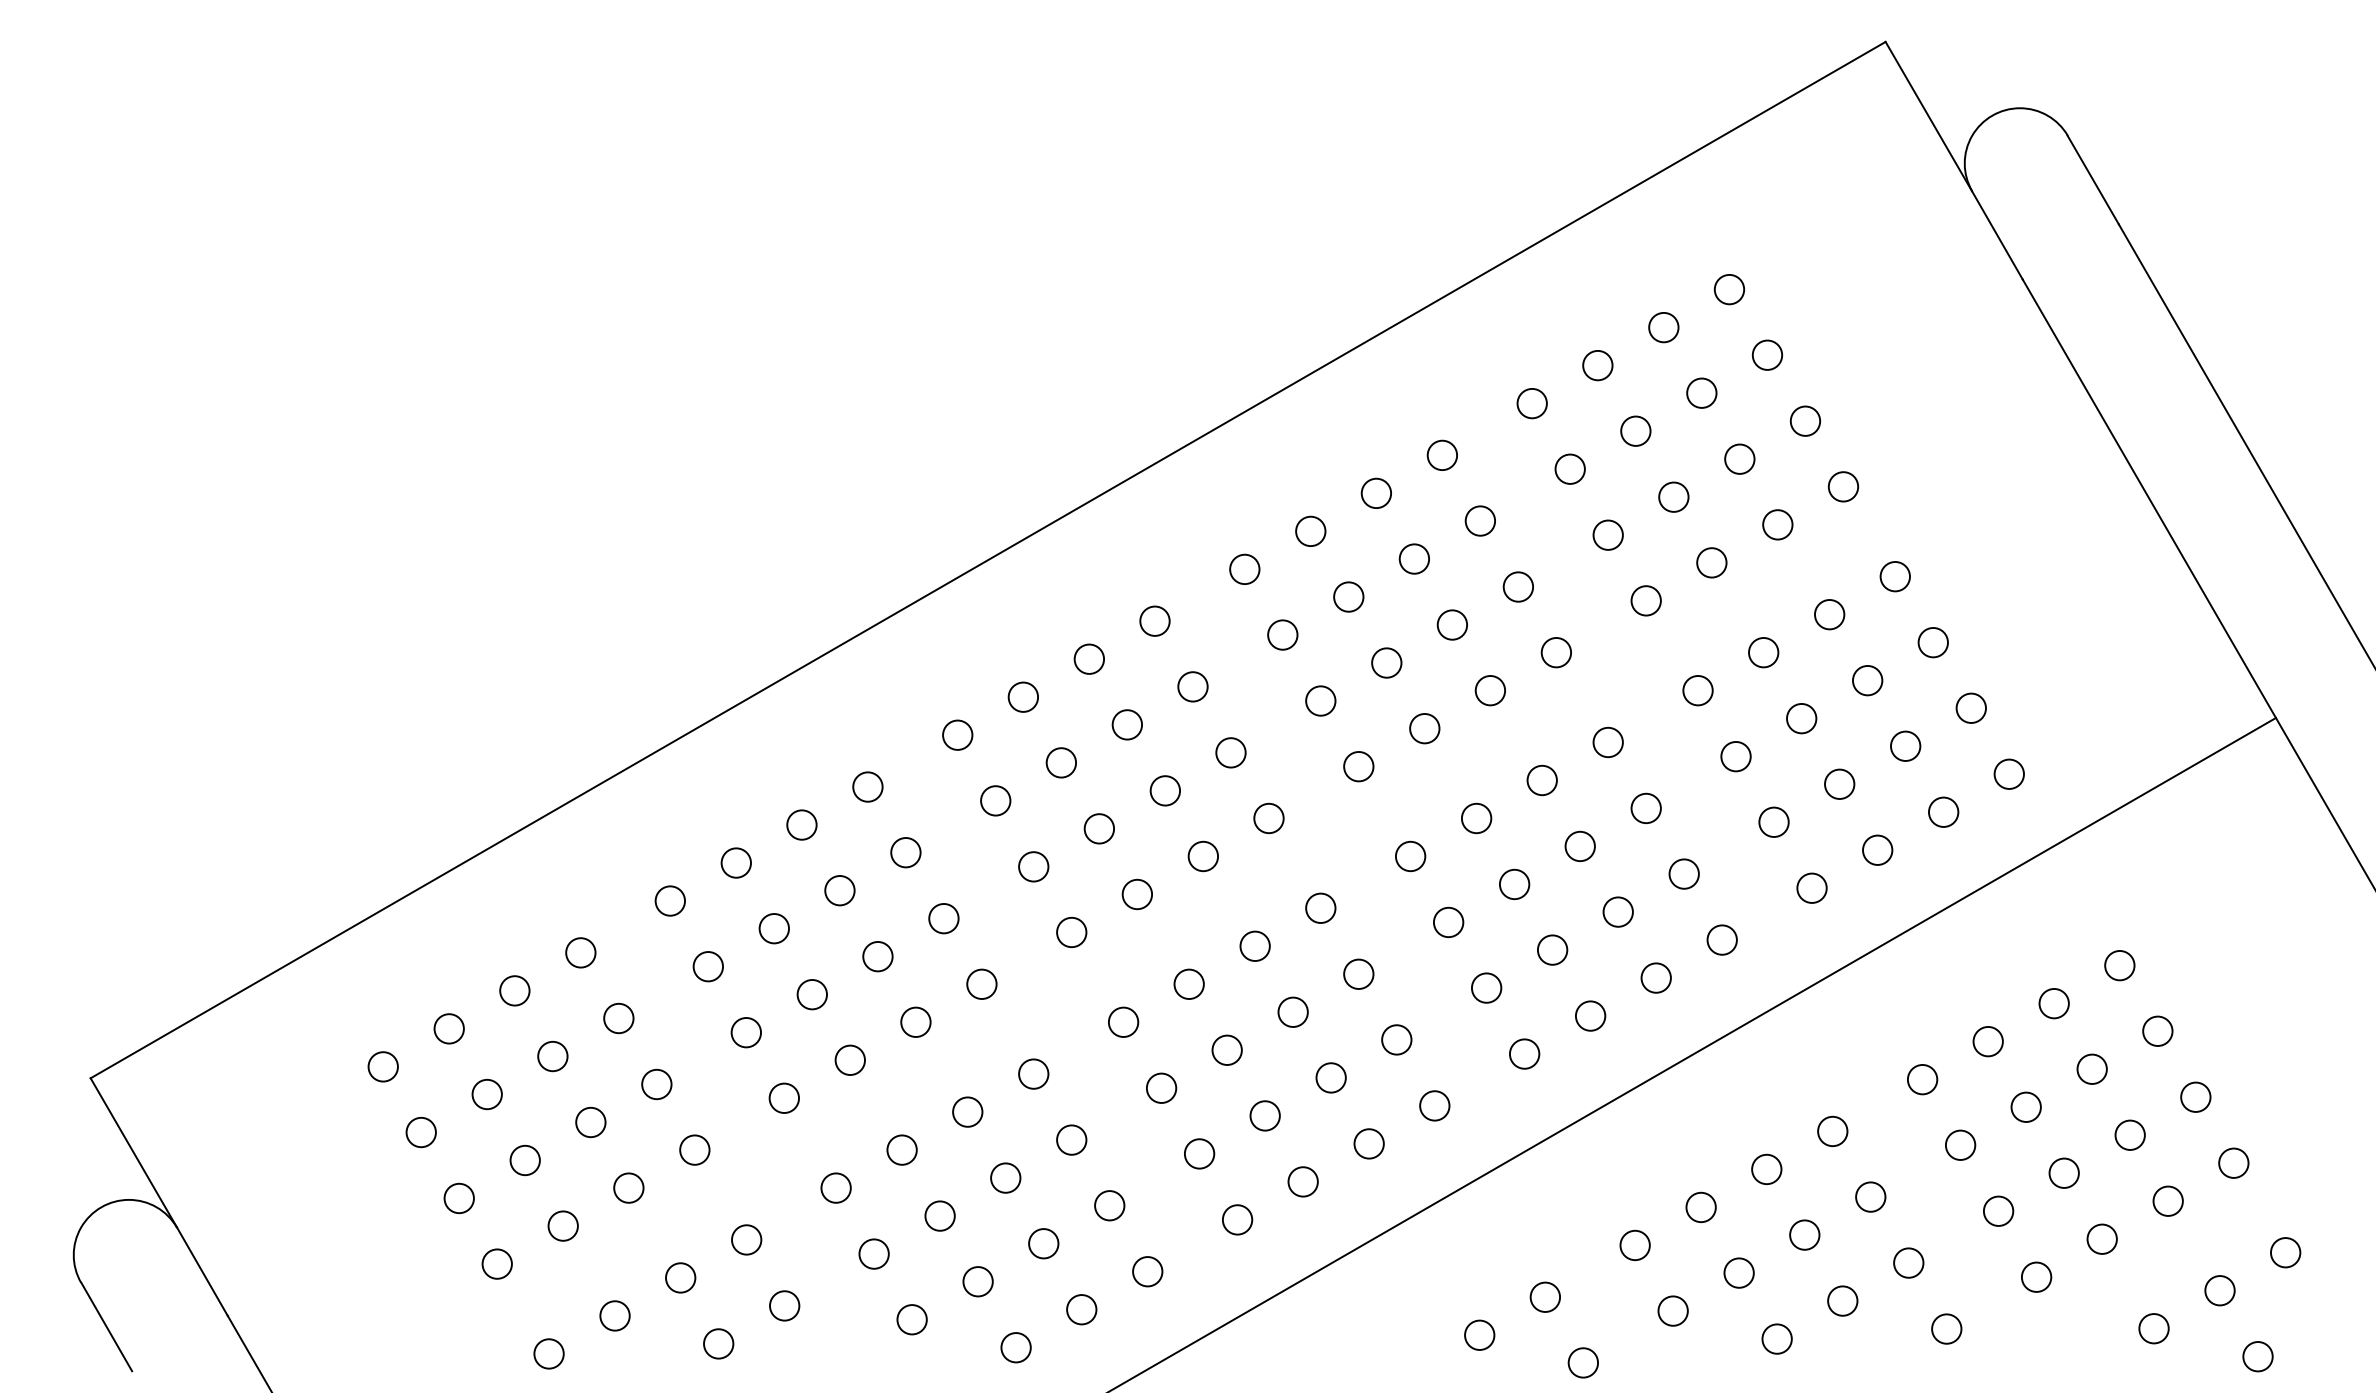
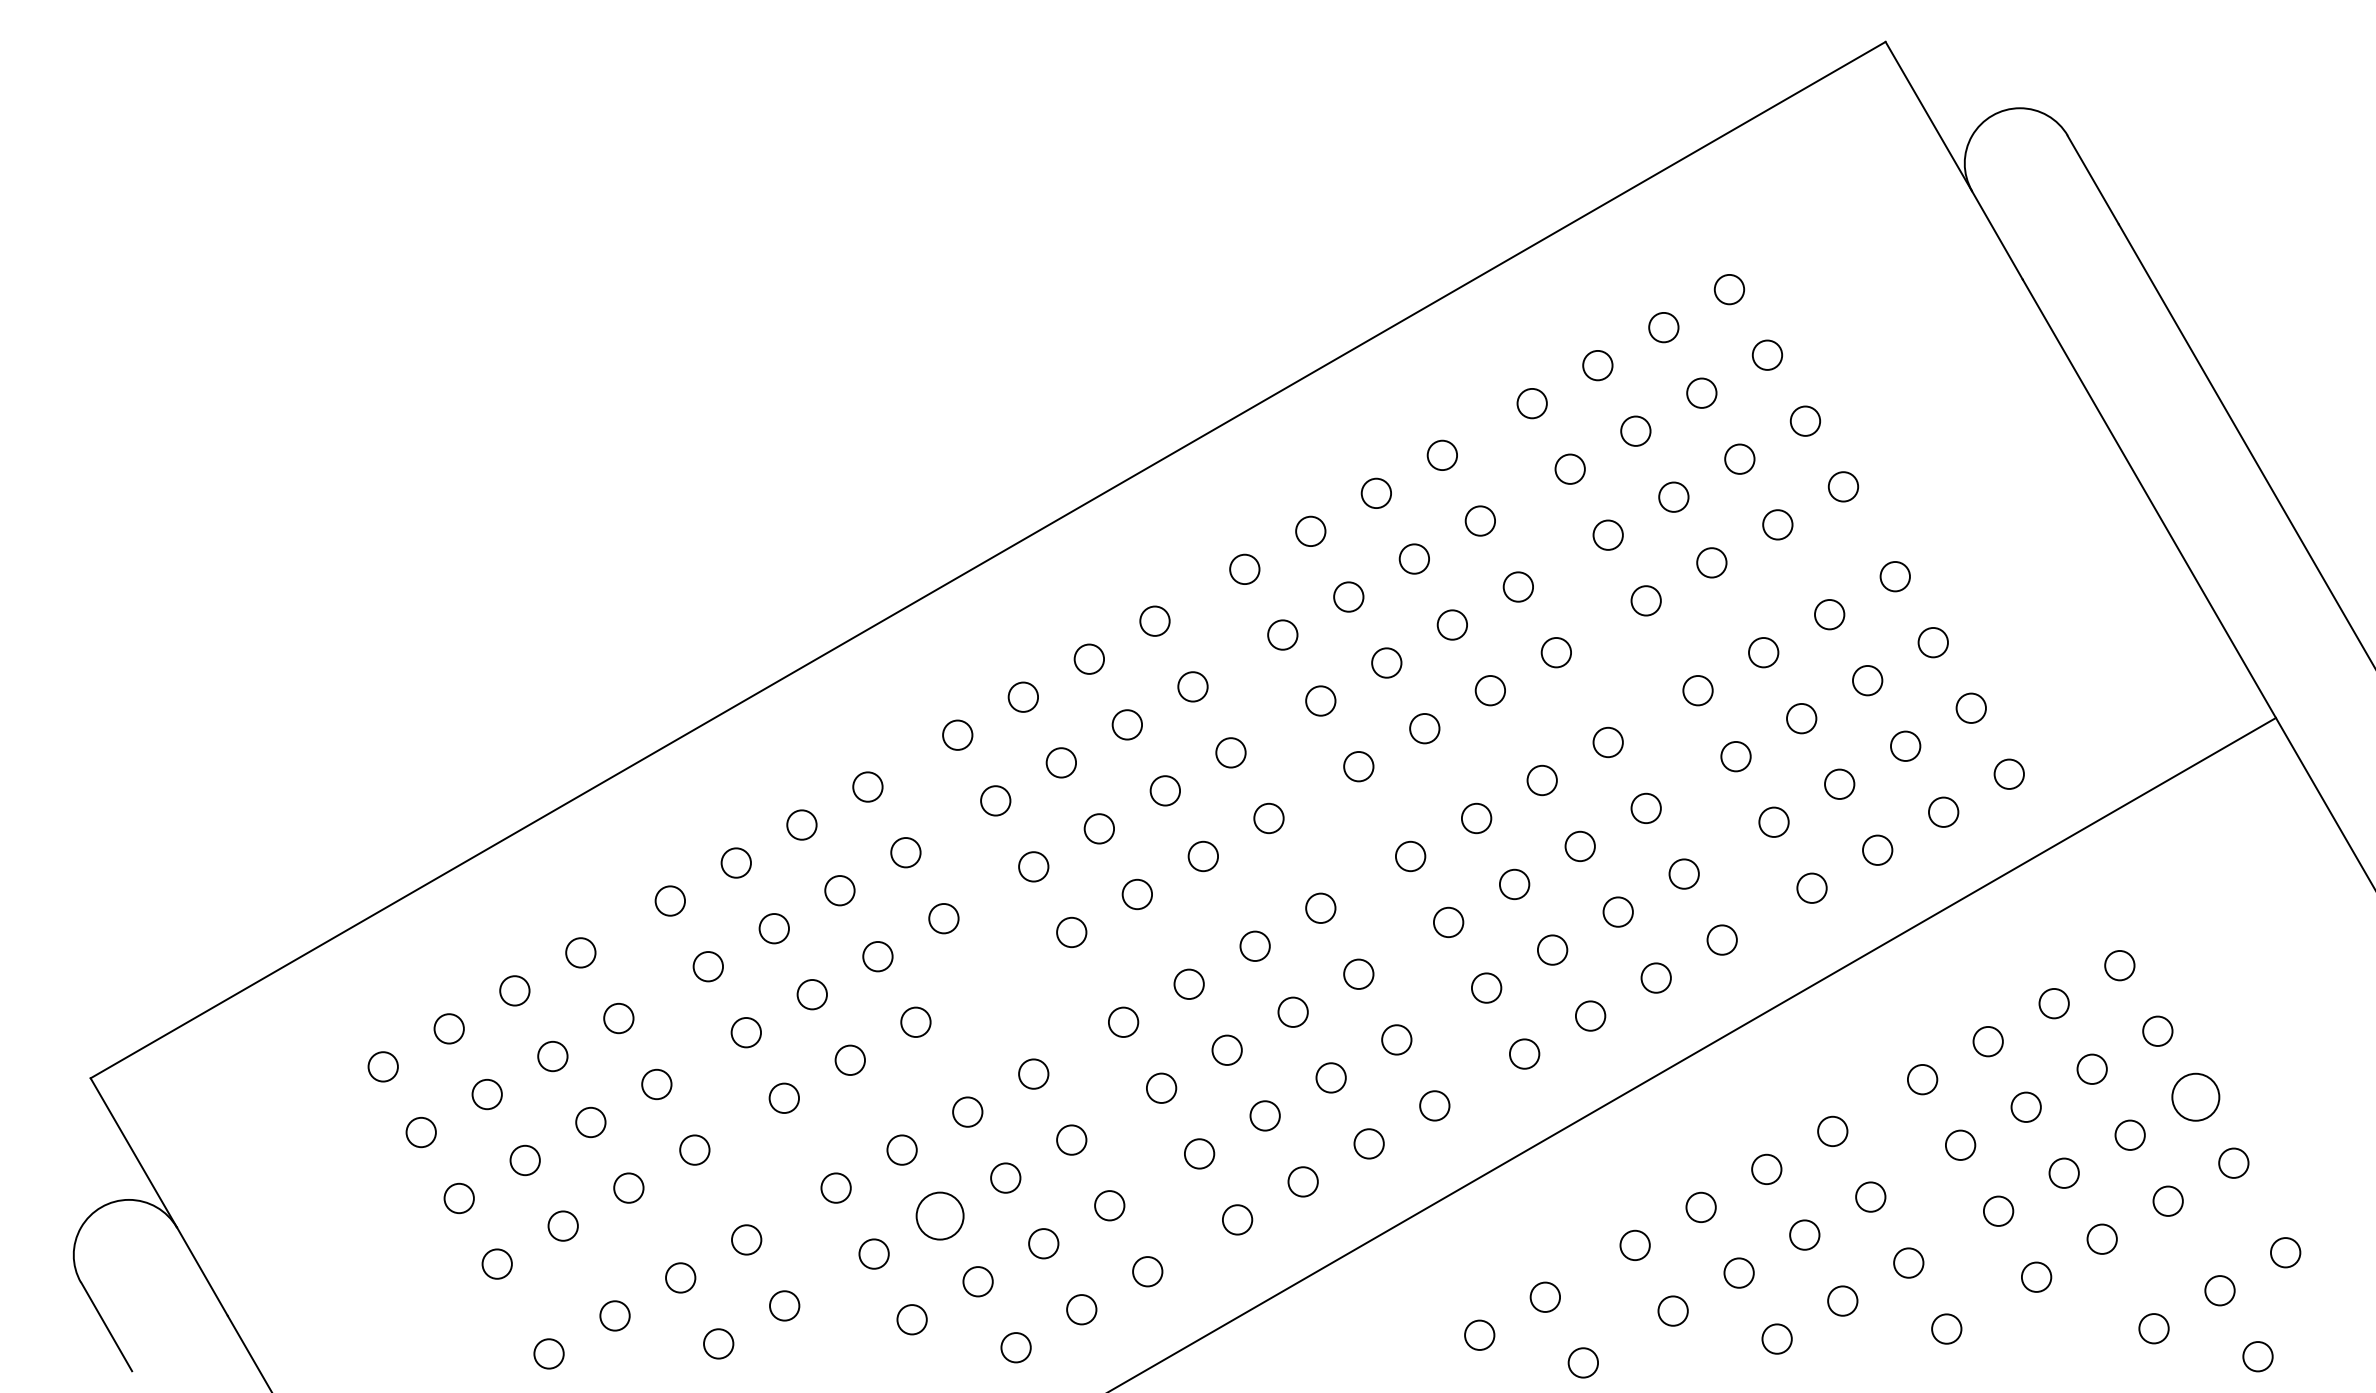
circle: present -> none (981, 983)
circle diameter: 29 px -> 47 px (2195, 1096)
circle diameter: 29 px -> 47 px (939, 1215)
